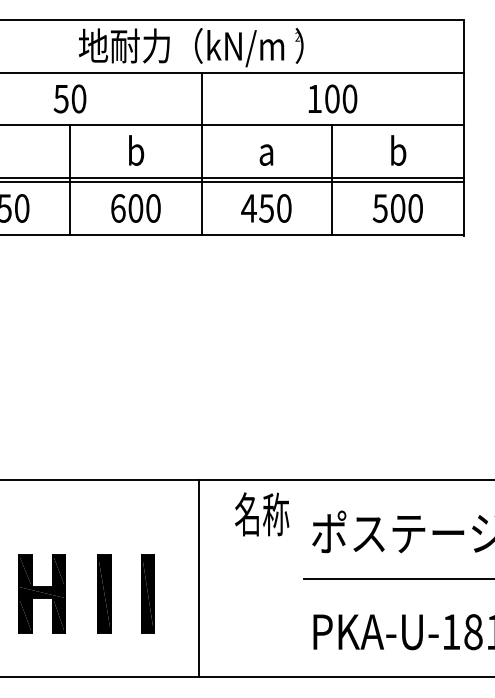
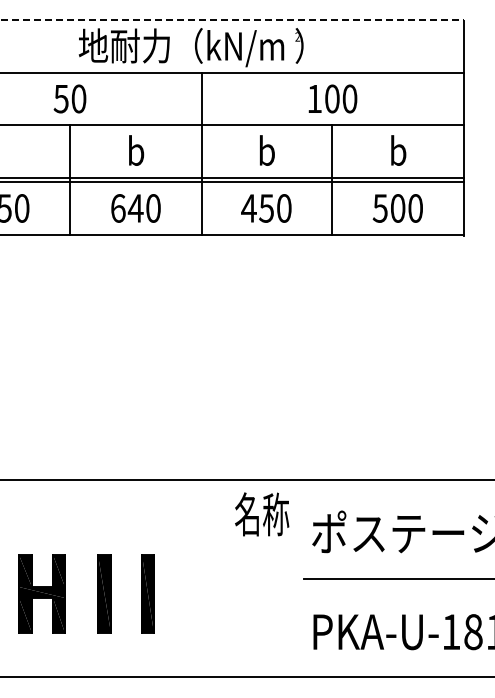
line: solid -> dashed (232, 20)
text: a -> b (266, 150)
text: 600 -> 640 (135, 208)
line: present -> none (198, 578)
